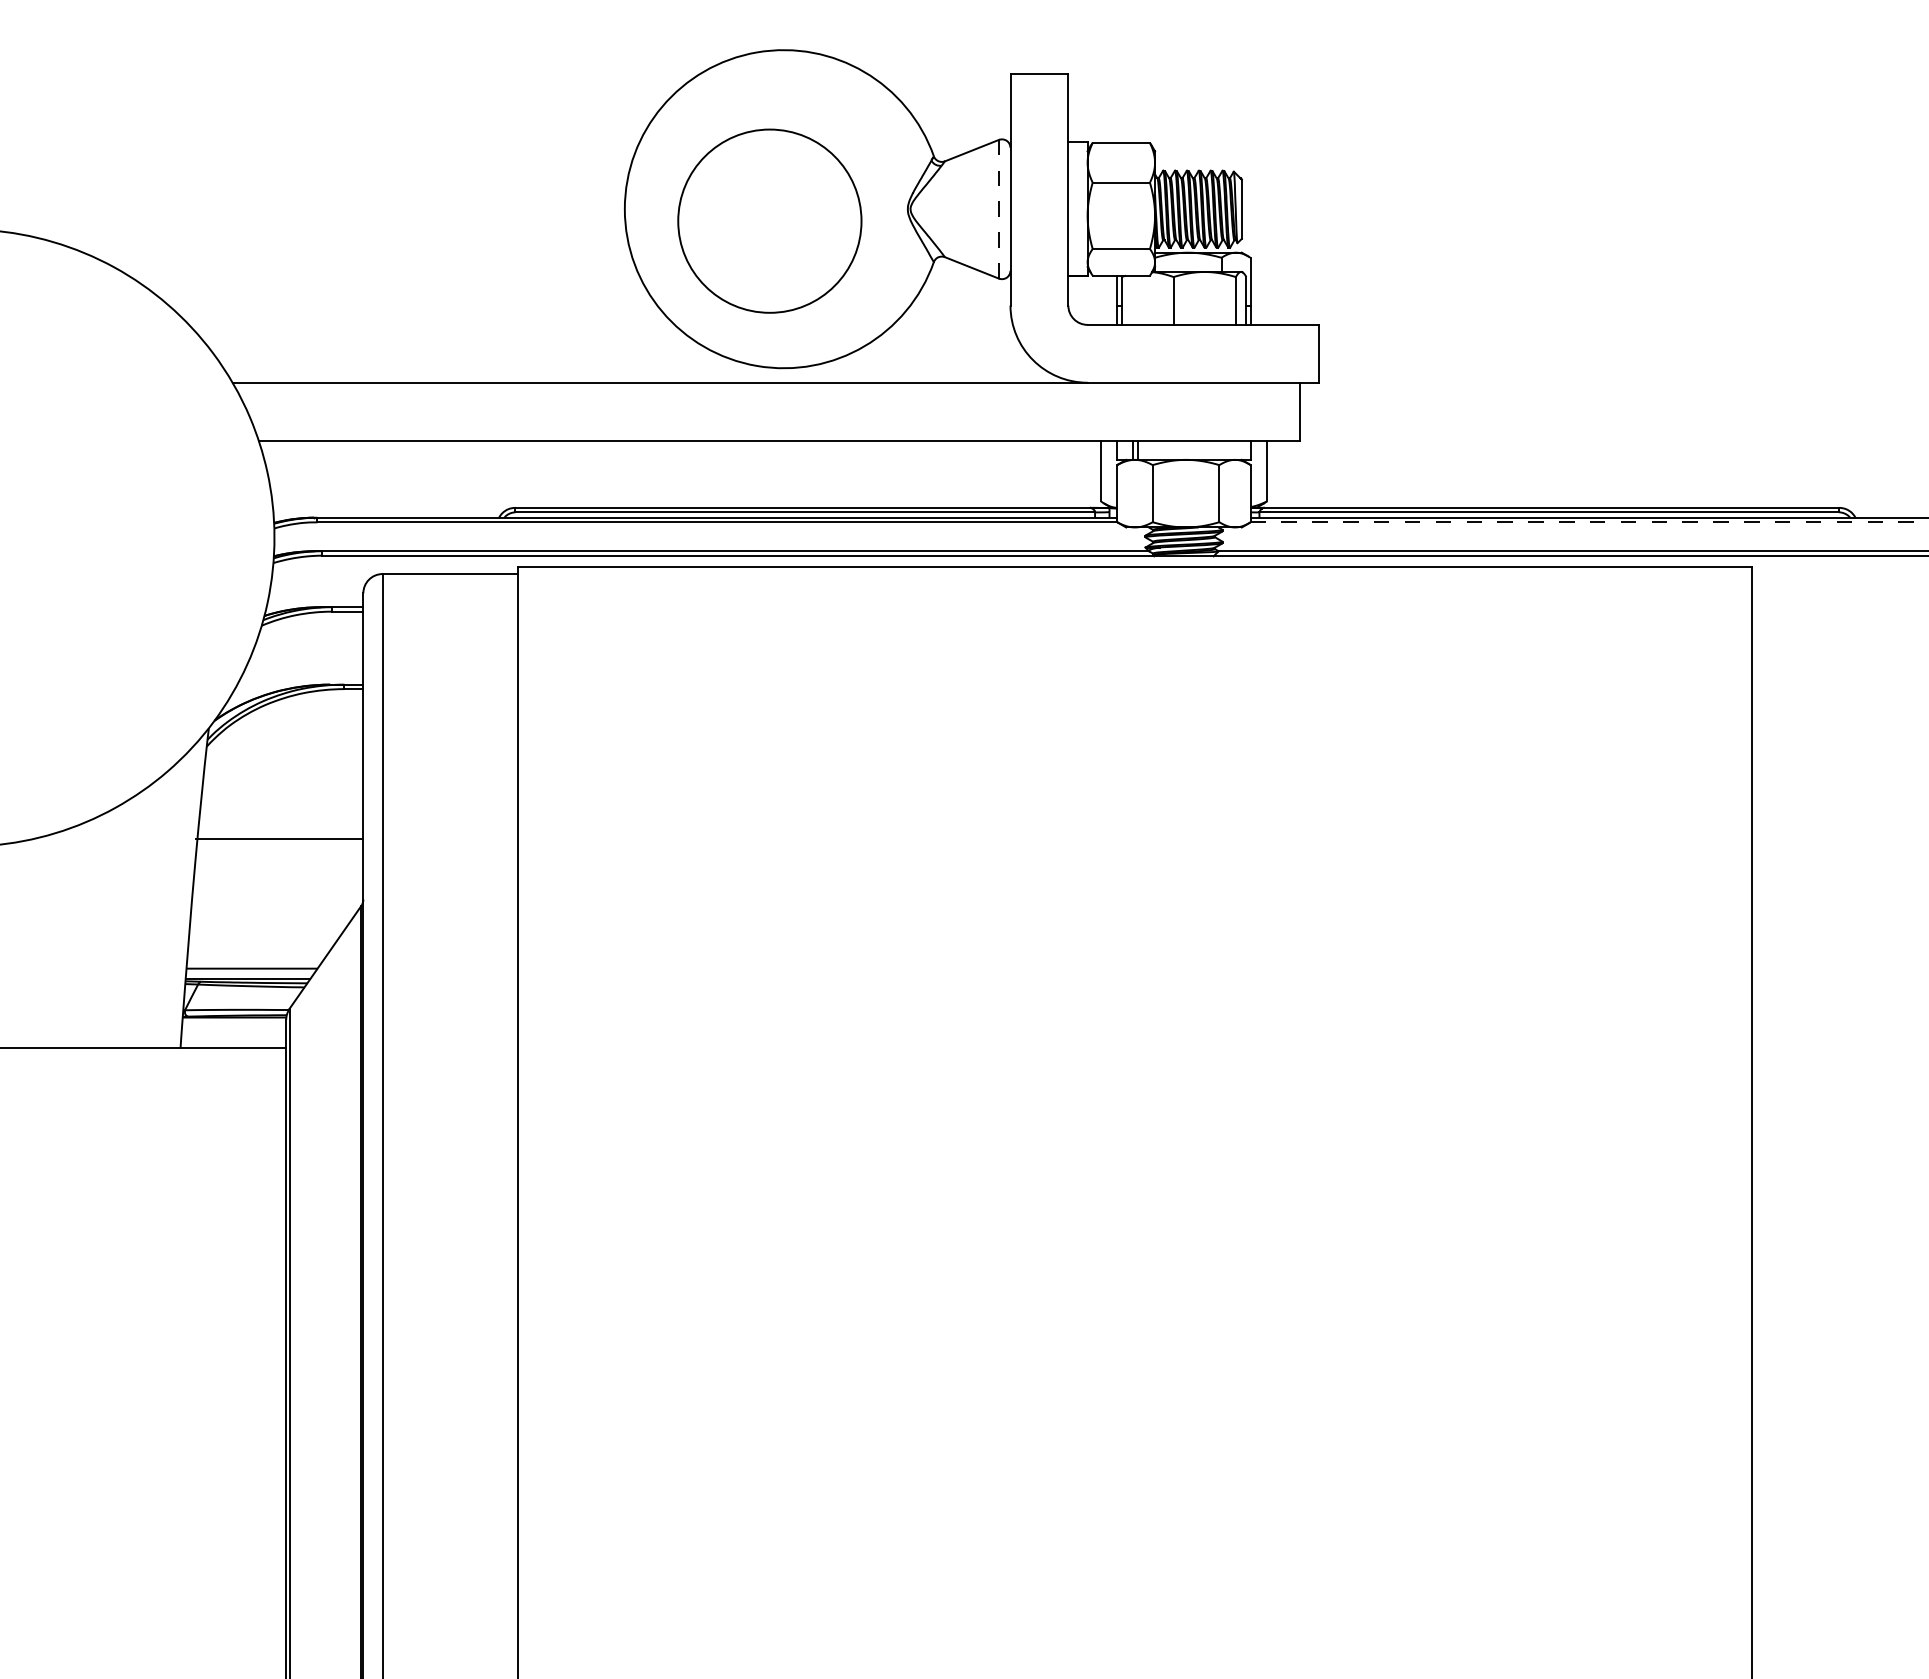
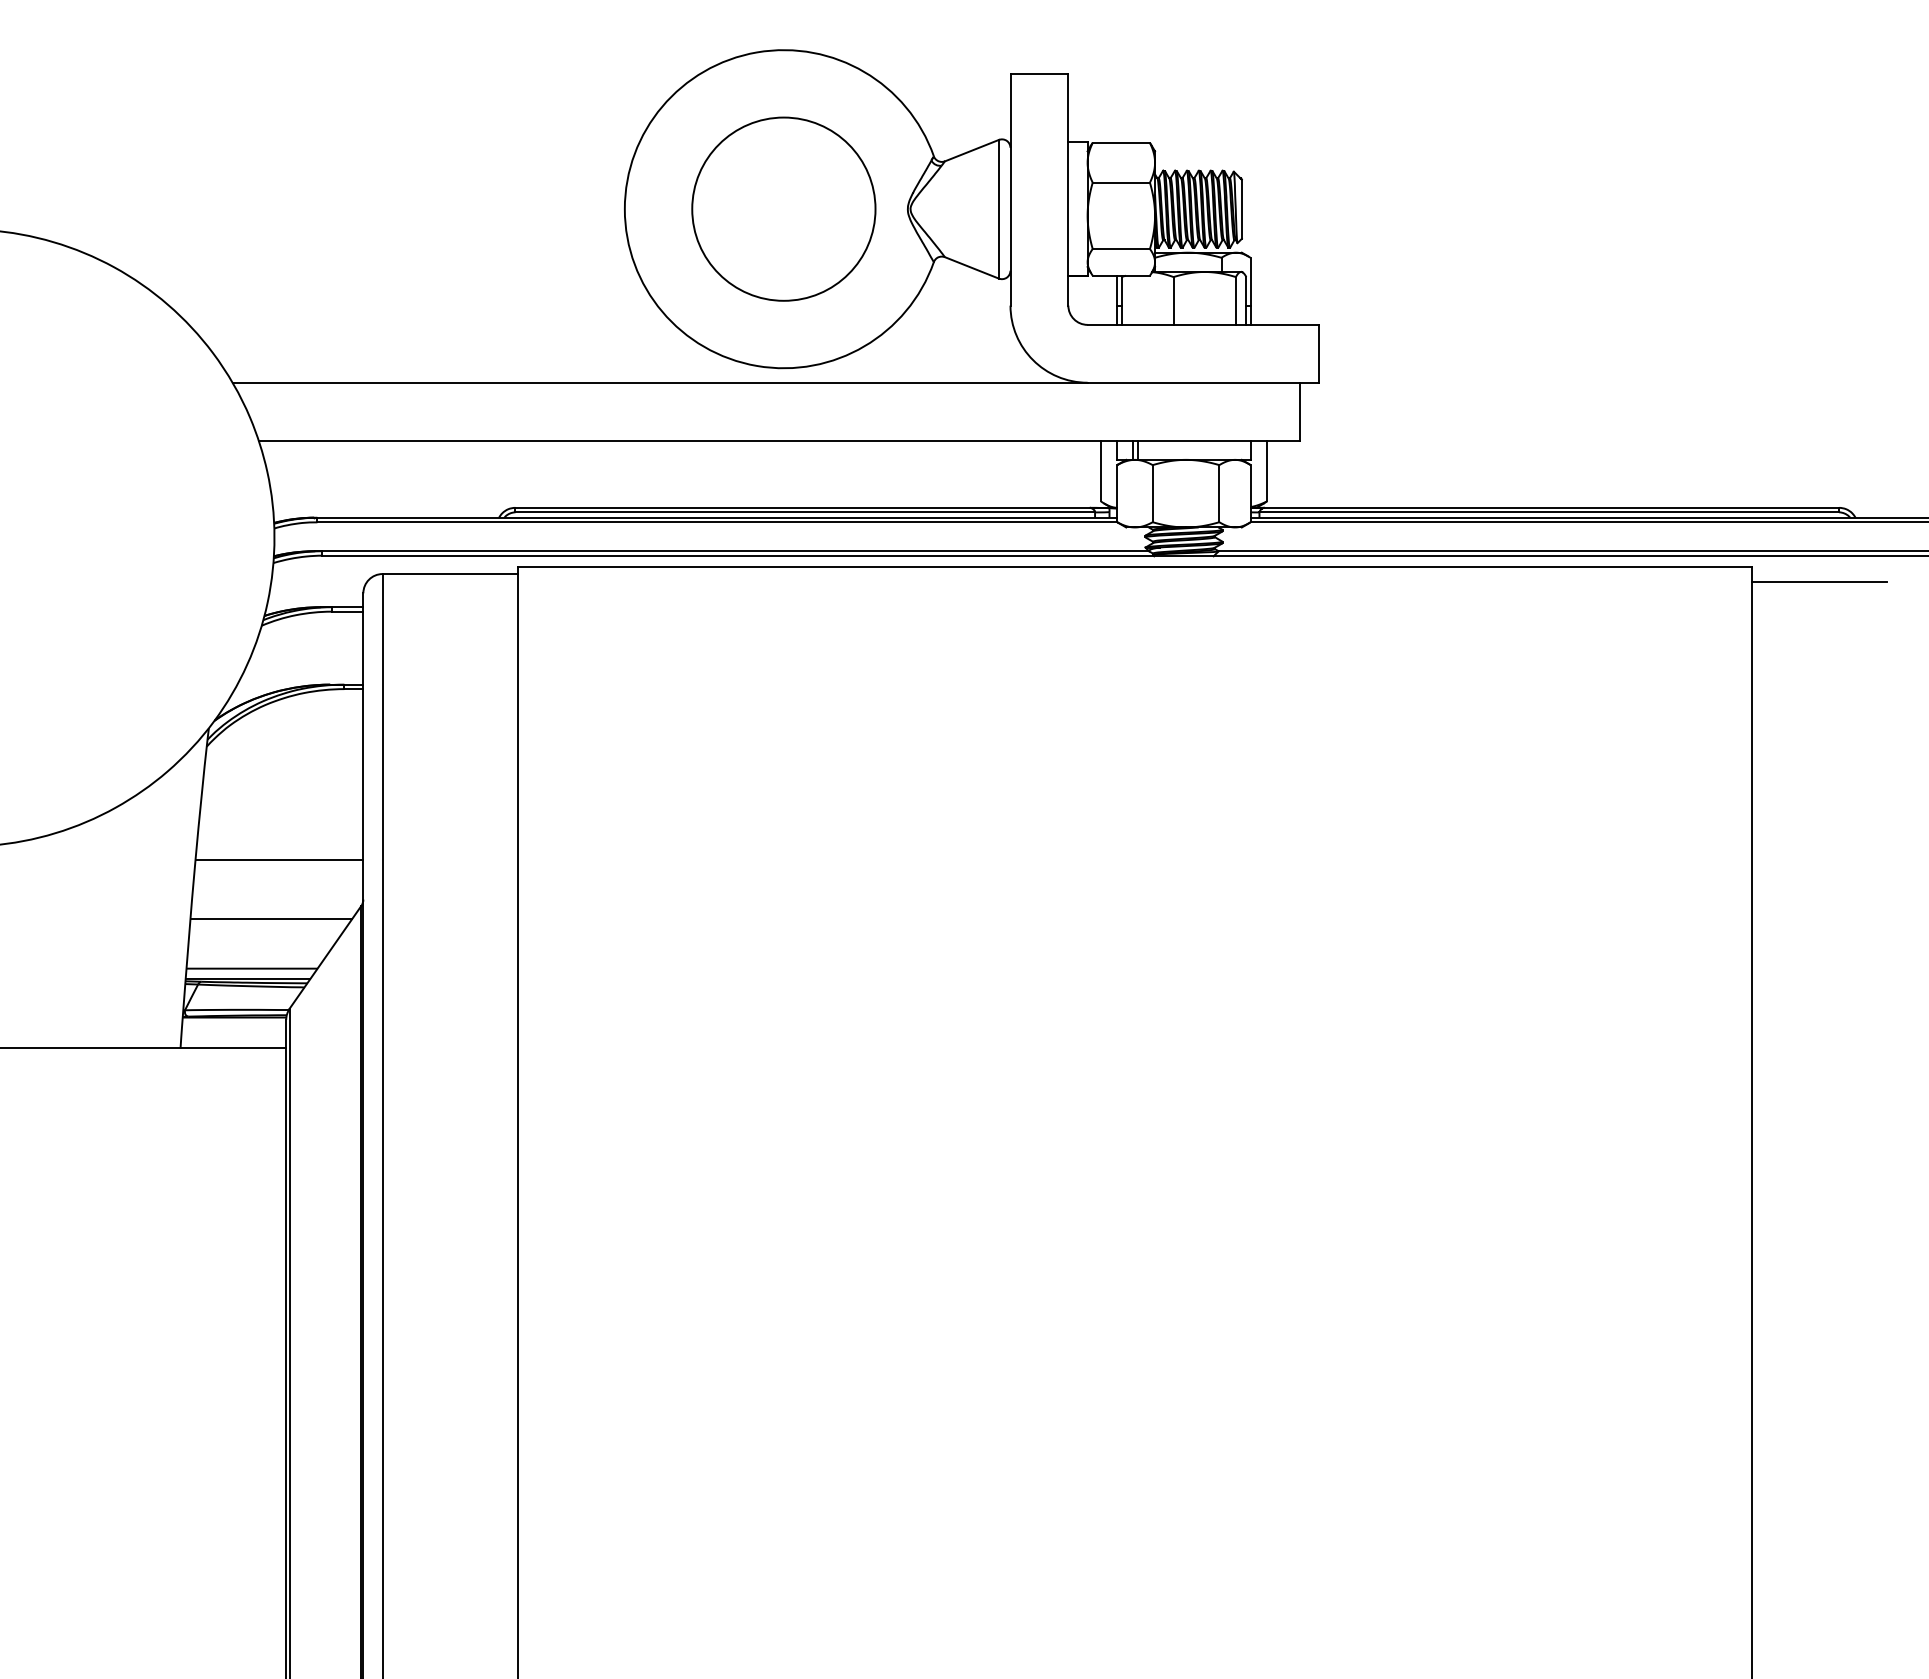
line: dashed -> solid (998, 208)
circle position: (769, 220) -> (783, 208) (783, 208)
line: dashed -> solid (1589, 522)
line: none -> present (1818, 581)
line position: (279, 839) -> (279, 860) (279, 860)
line: none -> present (271, 918)
